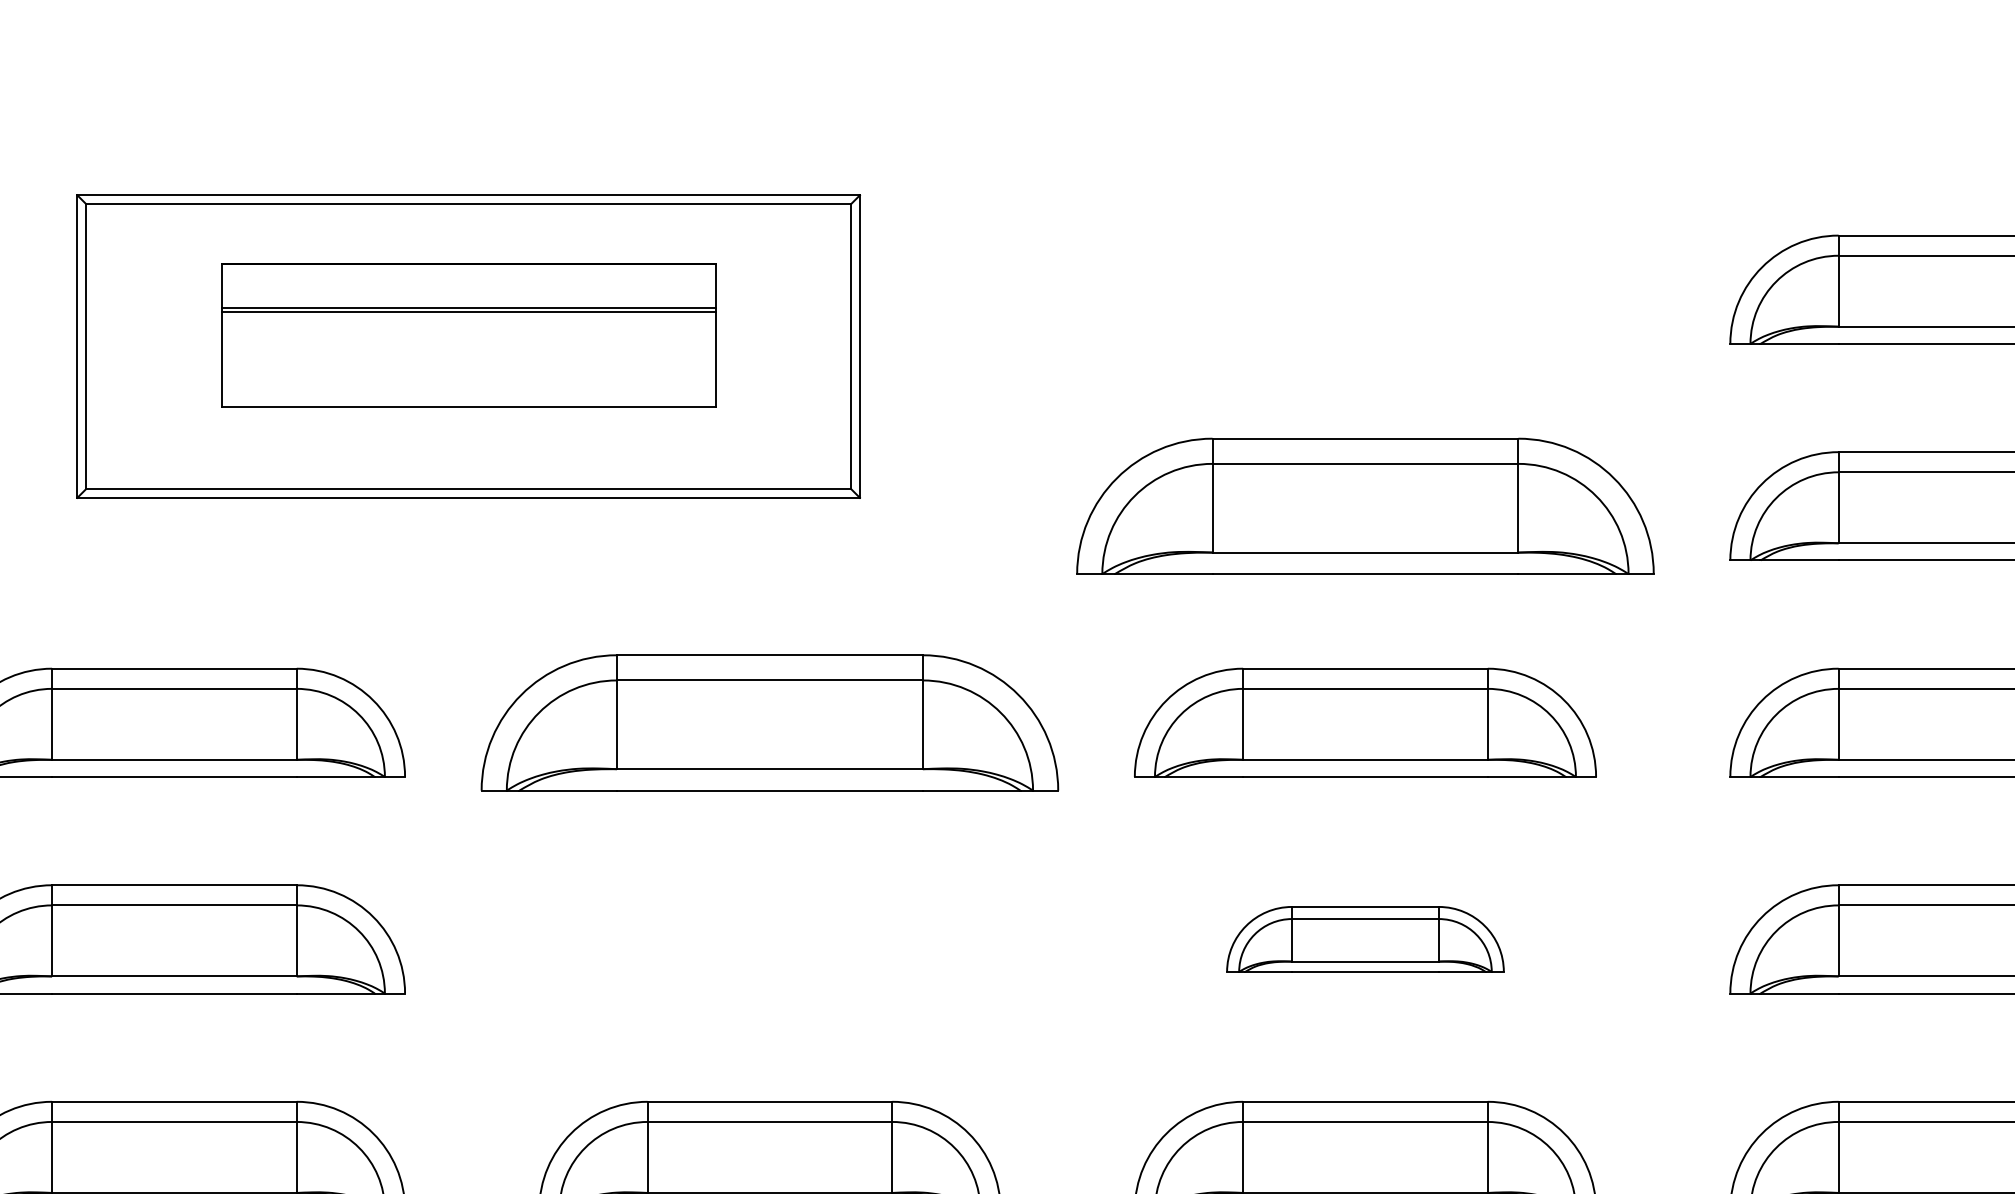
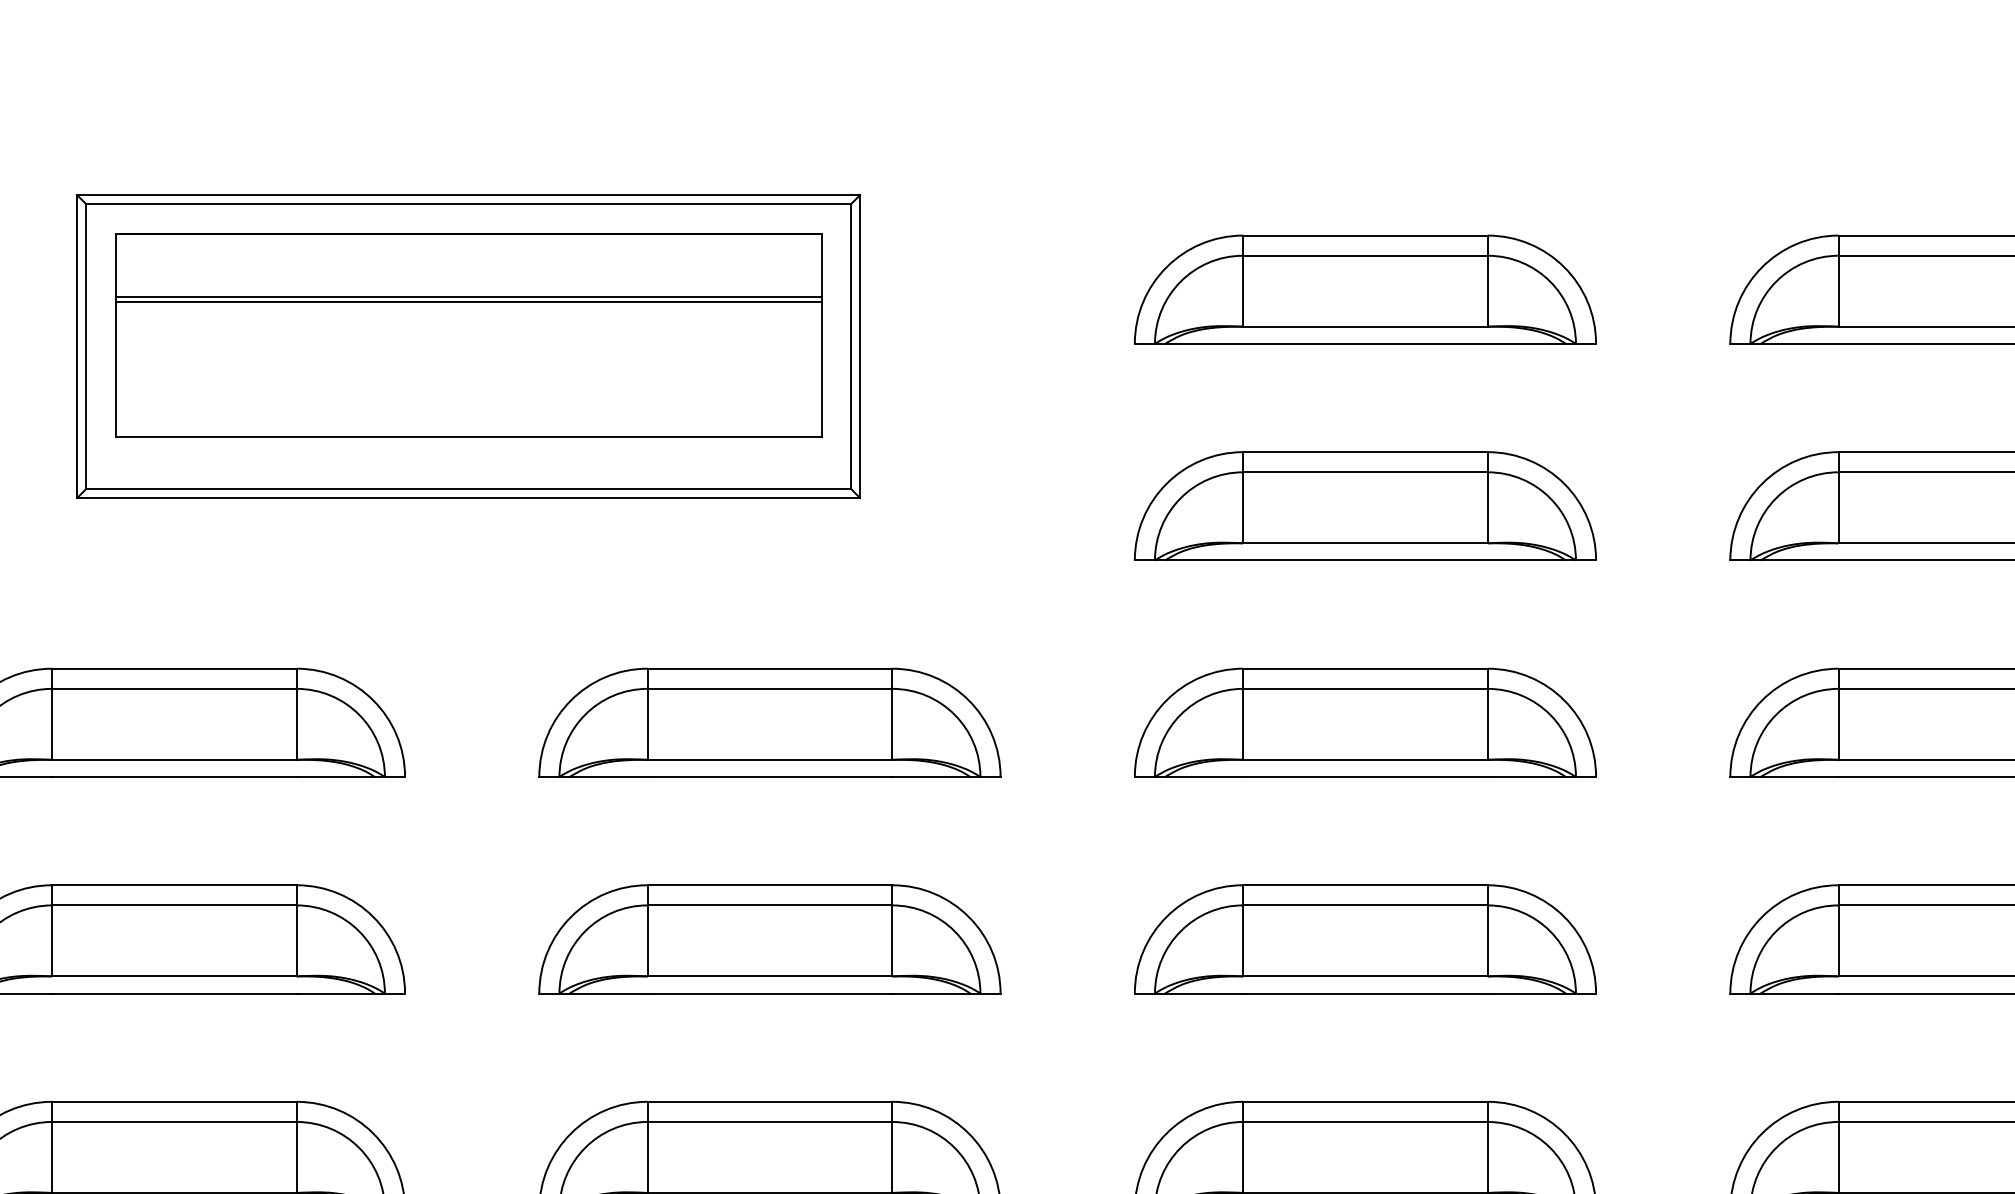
part: none -> present (1365, 289)
part size: 496x145 px -> 708x205 px (468, 335)
part size: 579x138 px -> 463x110 px (1365, 505)
part size: 580x138 px -> 464x111 px (769, 722)
part: none -> present (769, 939)
part size: 279x67 px -> 463x111 px (1365, 939)
